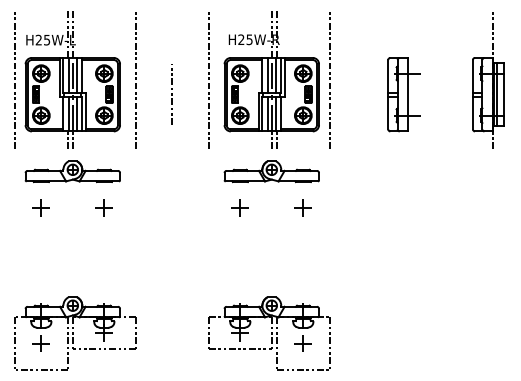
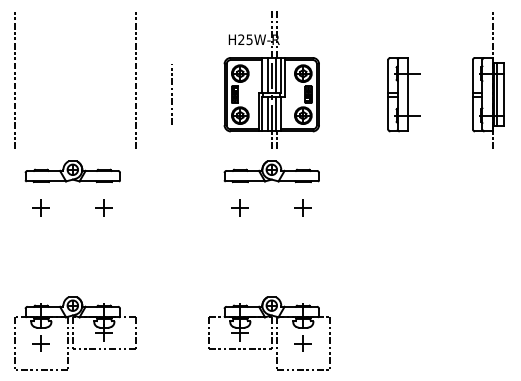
part: present -> none (72, 79)
line: present -> none (208, 79)
line: present -> none (329, 79)
